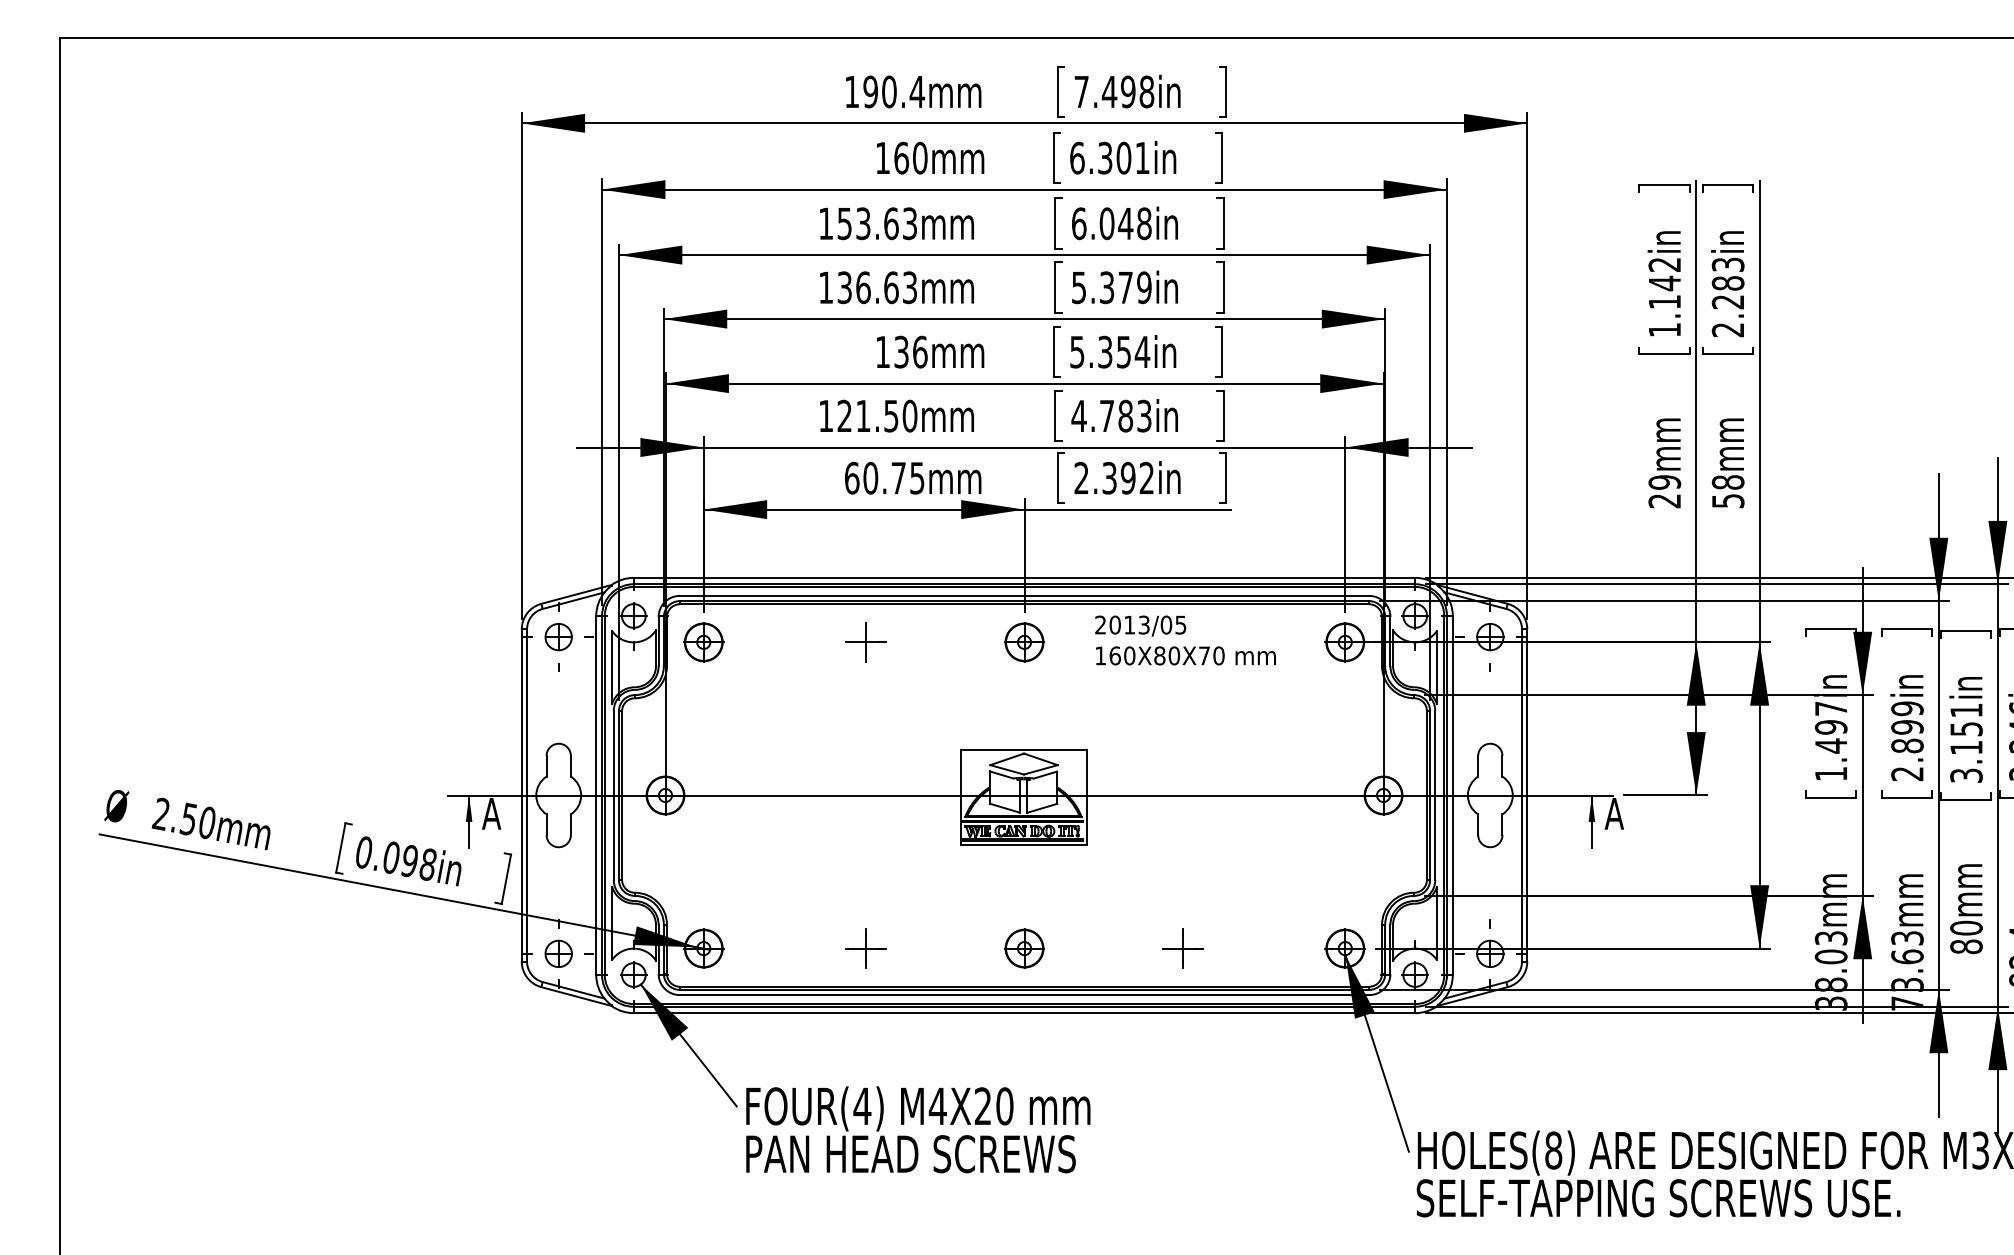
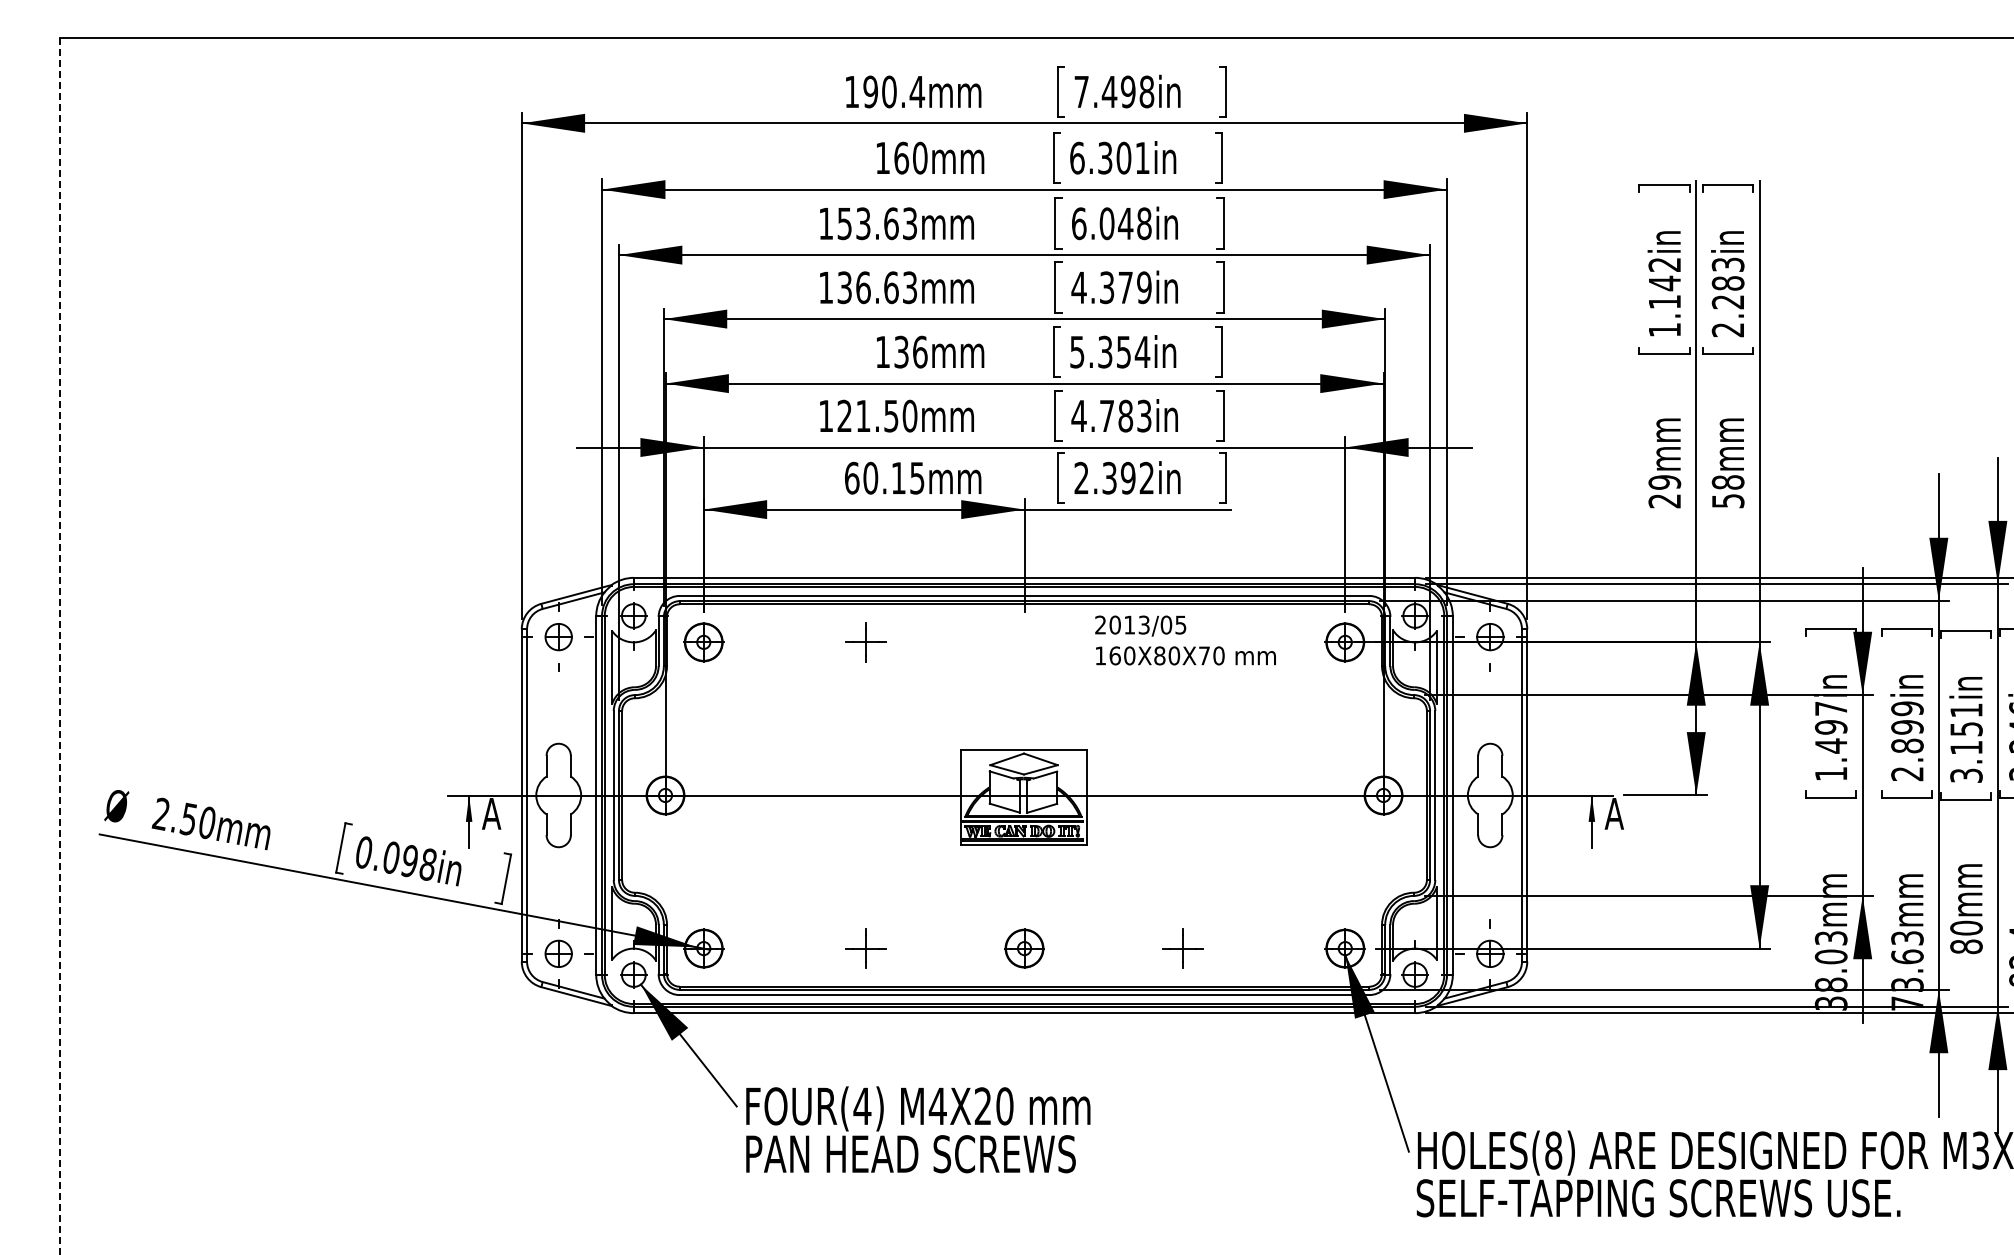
text: 5.379in -> 4.379in (1078, 288)
text: 60.75mm -> 60.15mm (898, 477)
part: present -> none (1024, 642)
line: solid -> dashed (60, 646)
